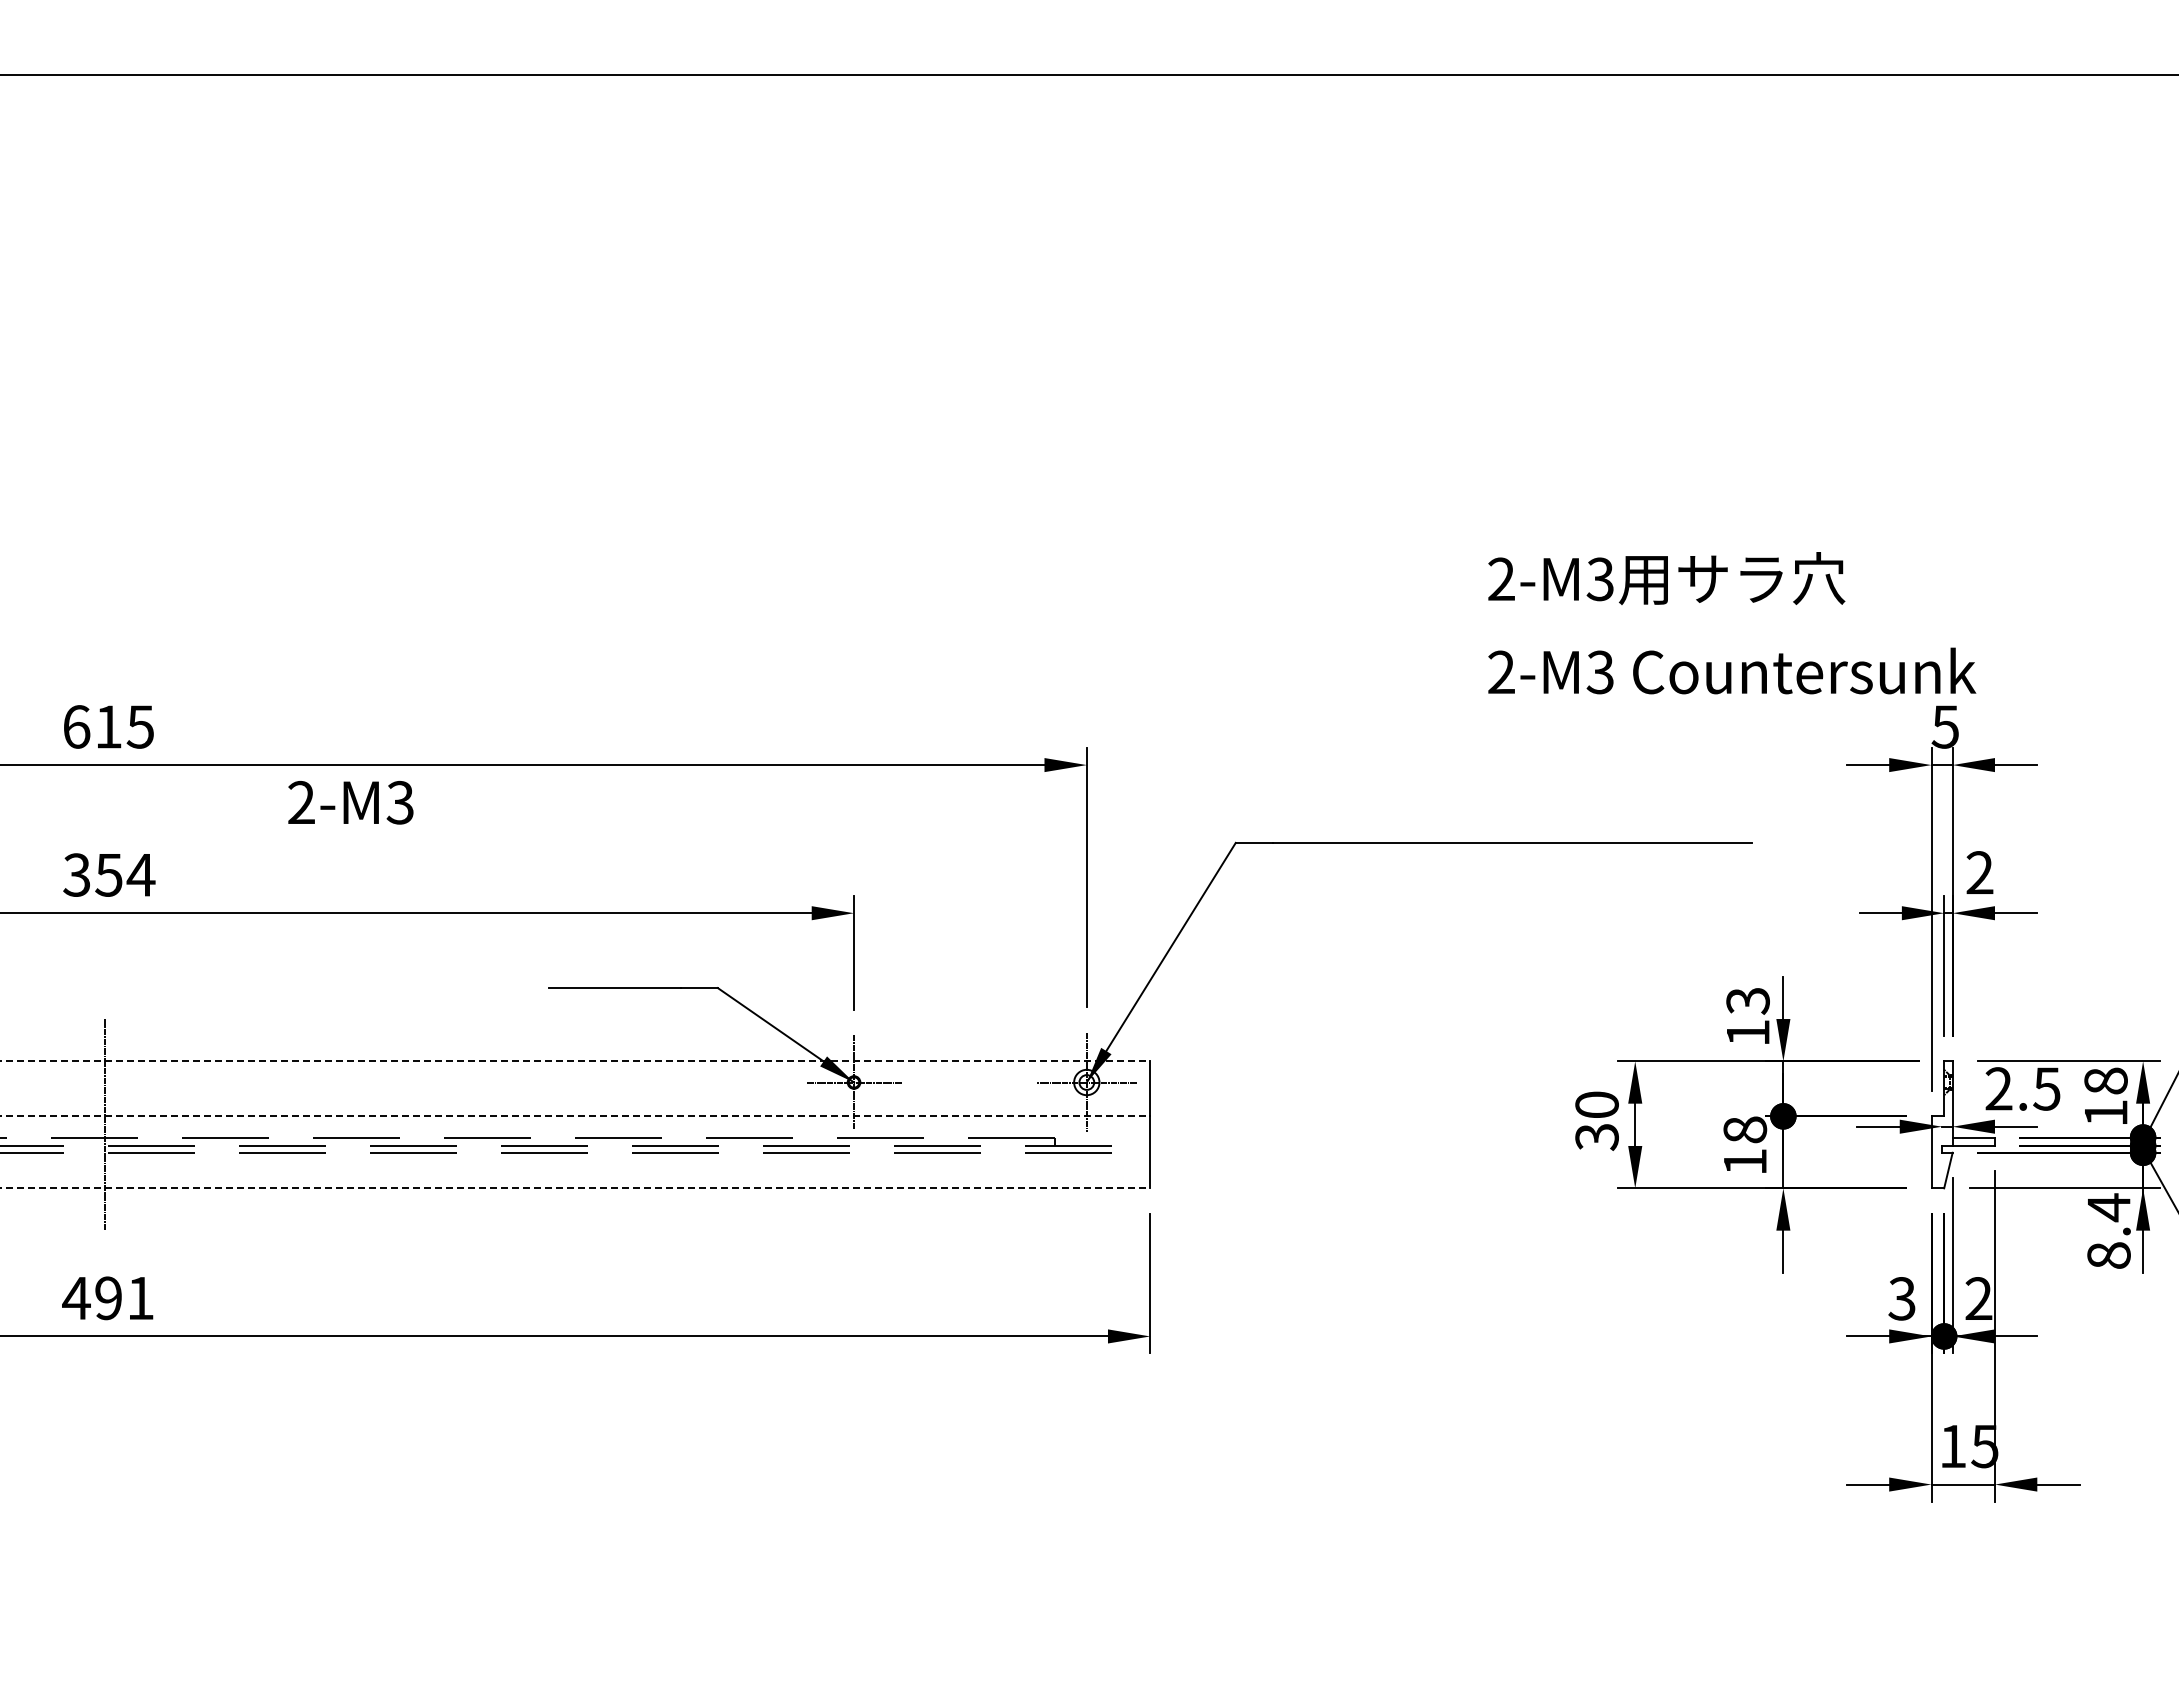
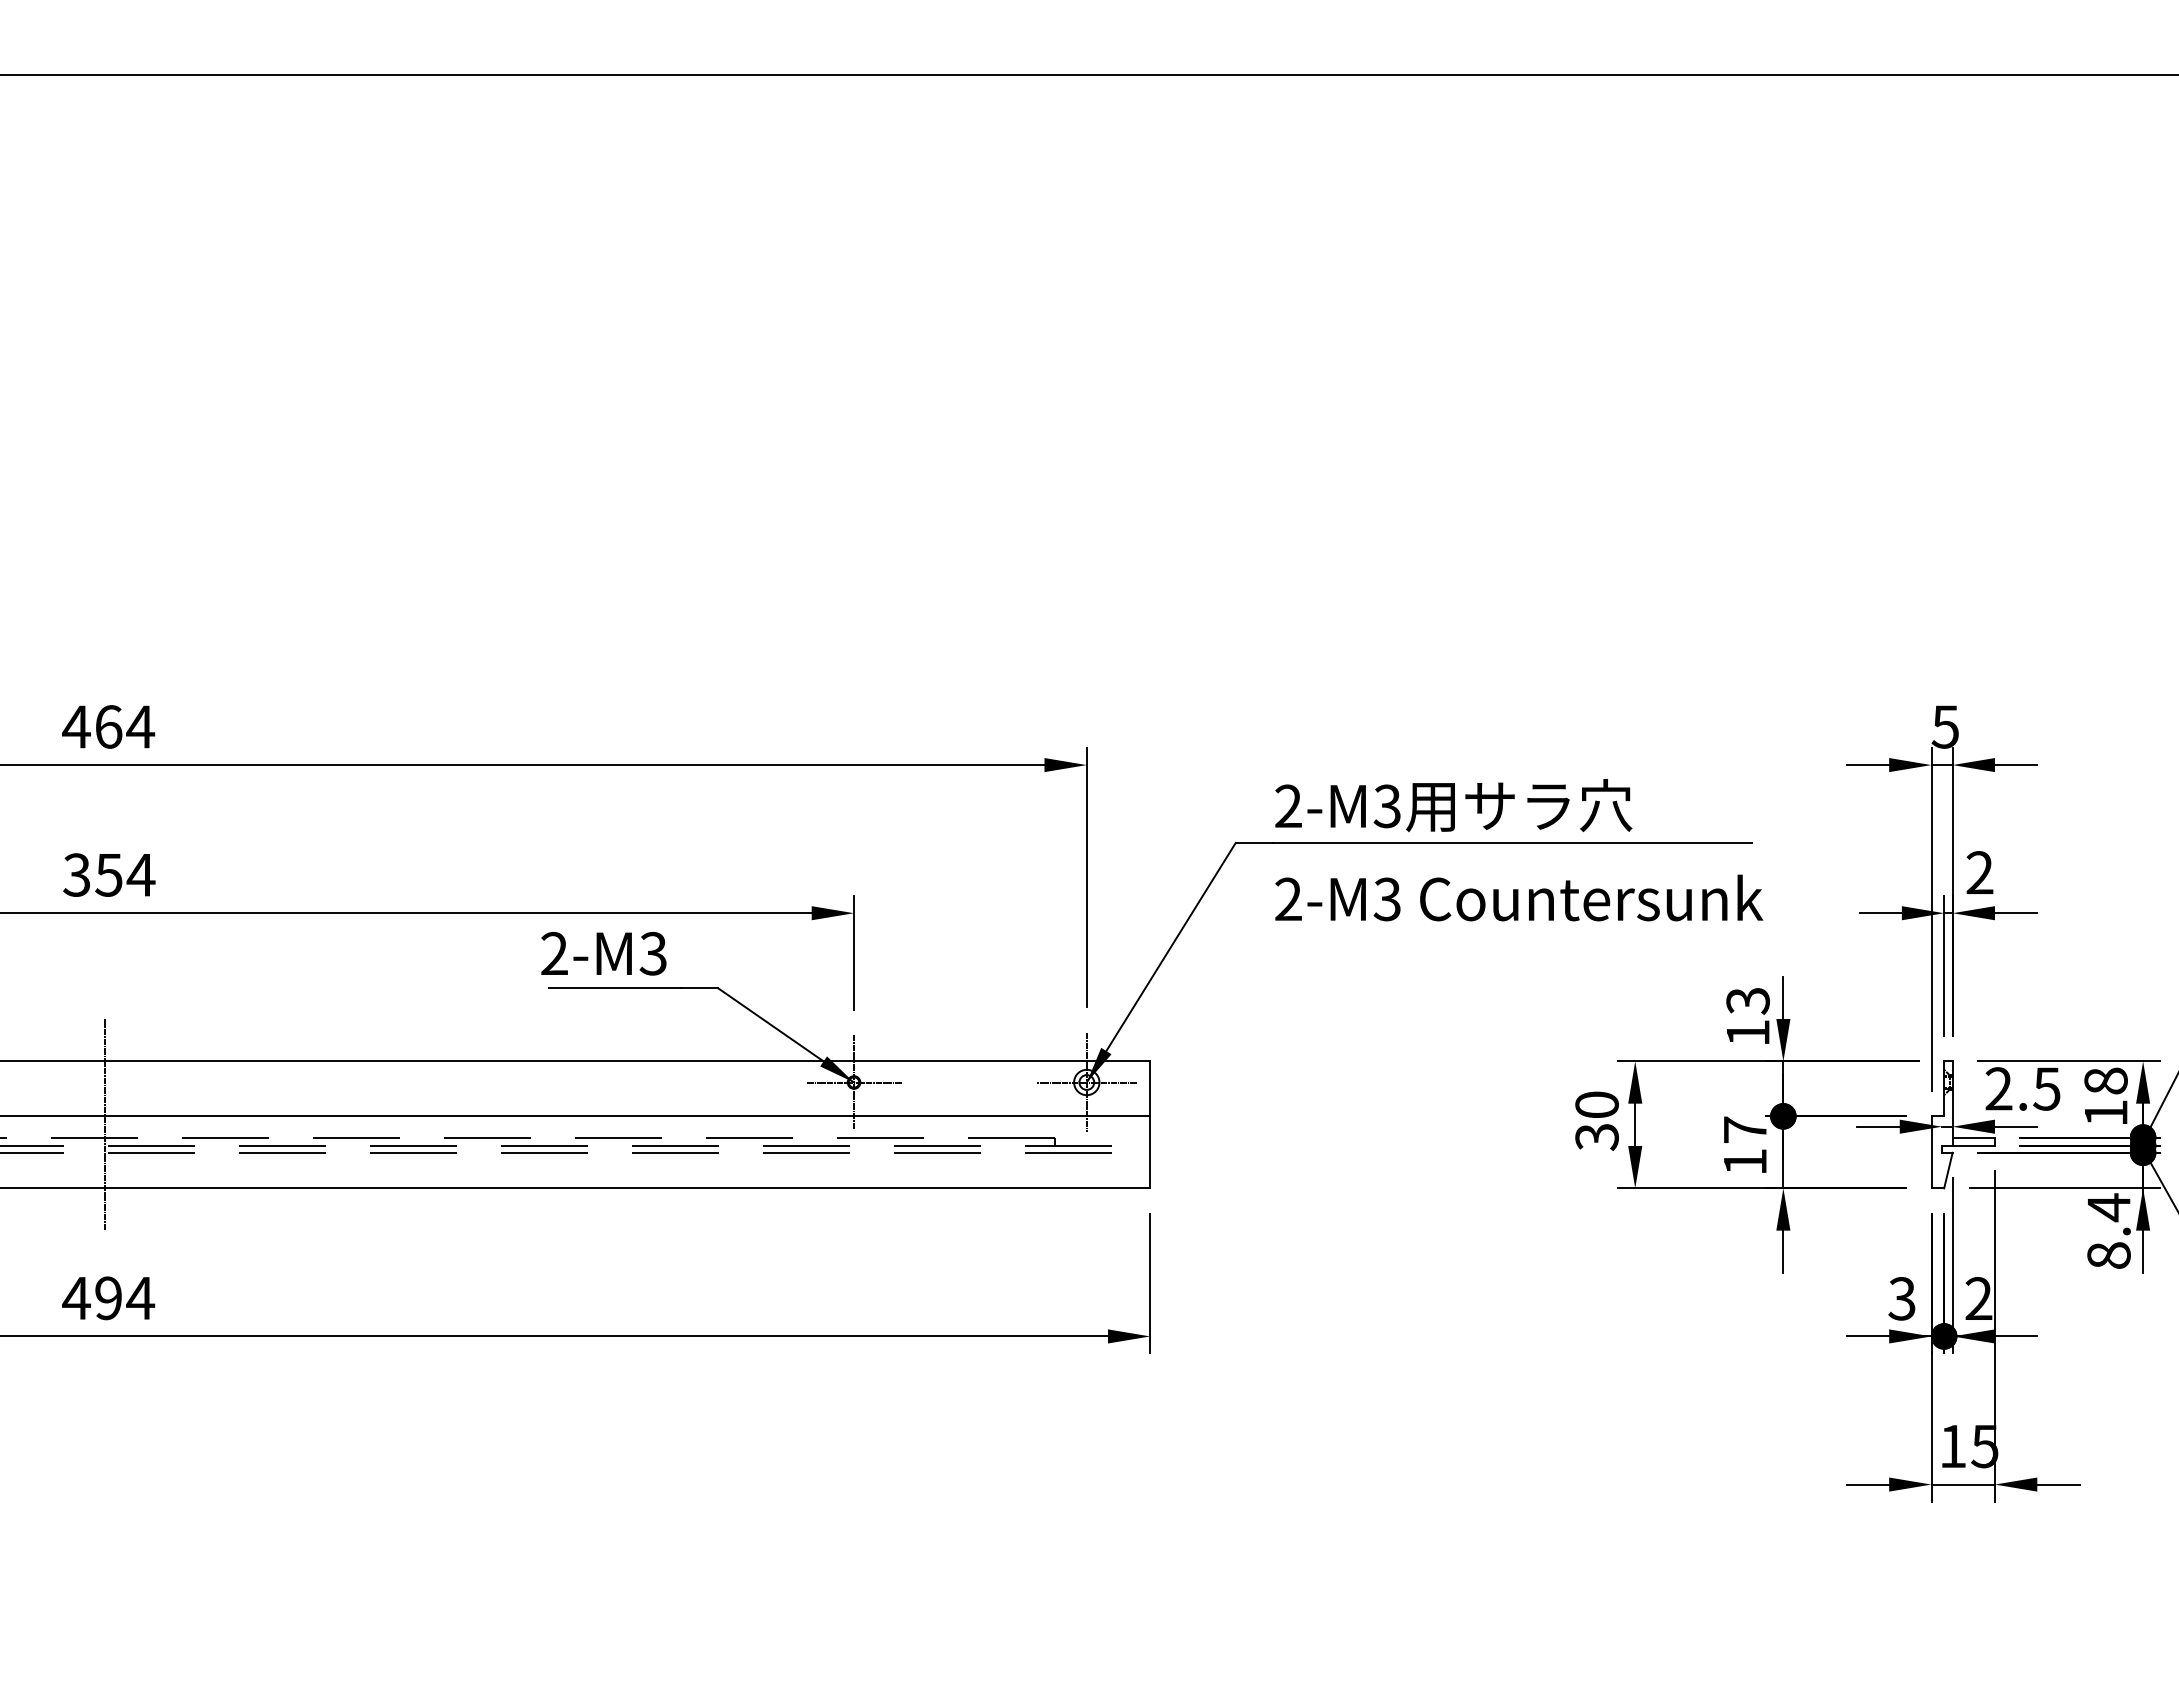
text position: (1732, 623) -> (1519, 850) (1519, 850)
text: 615 -> 464 (108, 726)
text position: (350, 802) -> (603, 953) (603, 953)
line: dashed -> solid (575, 1061)
line: dashed -> solid (575, 1116)
text: 18 -> 17 (1745, 1129)
line: dashed -> solid (575, 1188)
text: 491 -> 494 (140, 1298)
